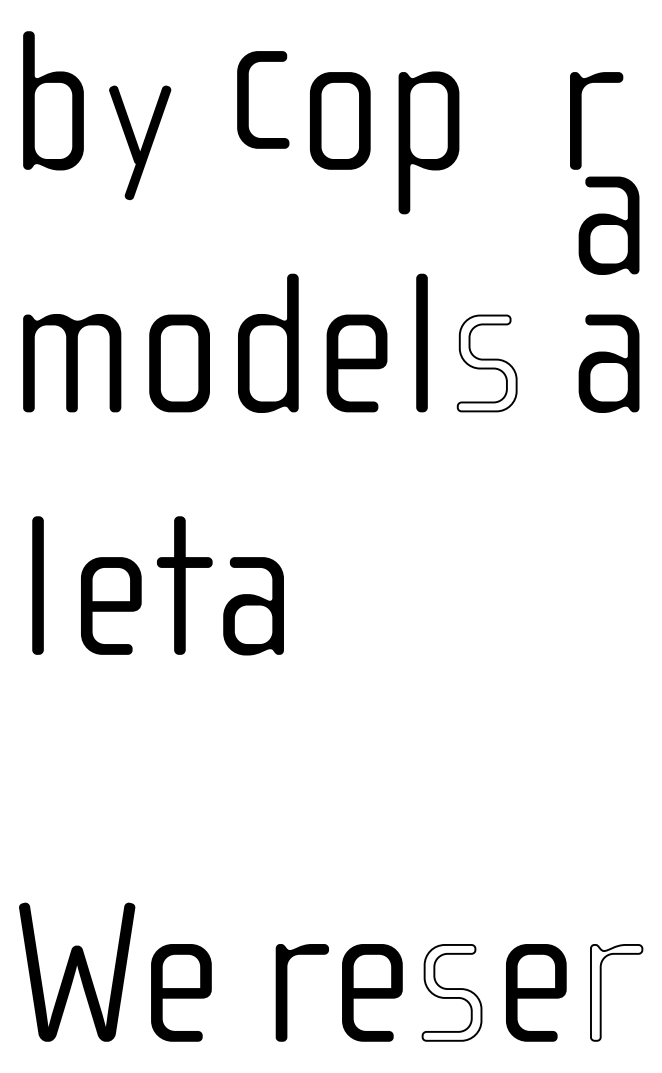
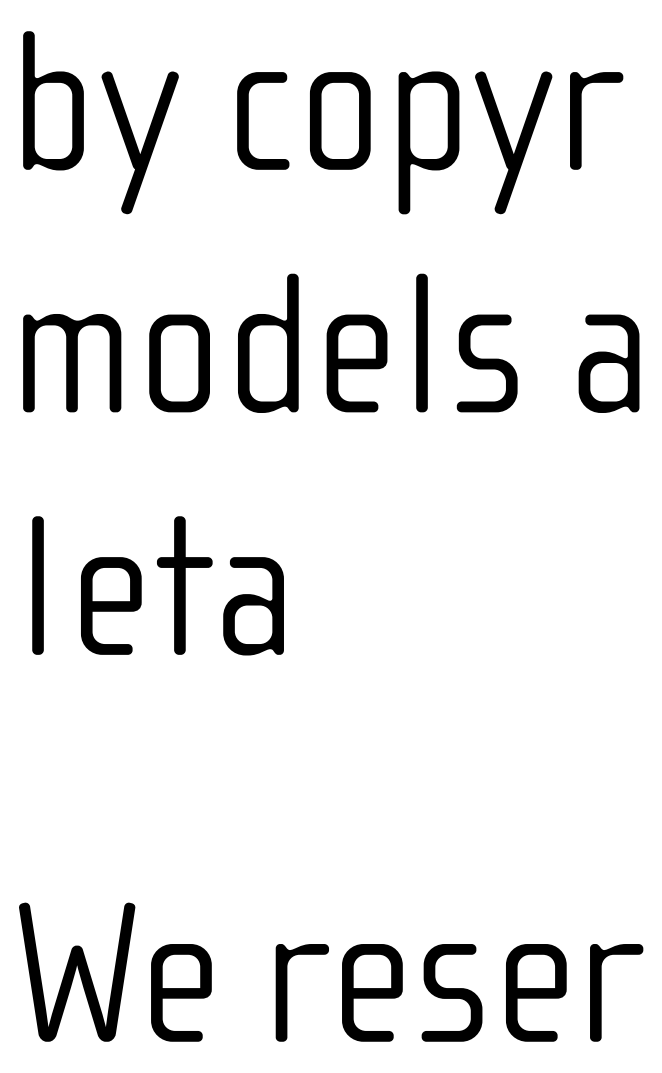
part position: (248, 99) -> (248, 120) (248, 120)
part size: 63x116 px -> 78x144 px (139, 142)
part: none -> present (513, 142)
part: present -> none (608, 225)
fill: none -> present (486, 363)
fill: none -> present (451, 992)
fill: none -> present (616, 992)
